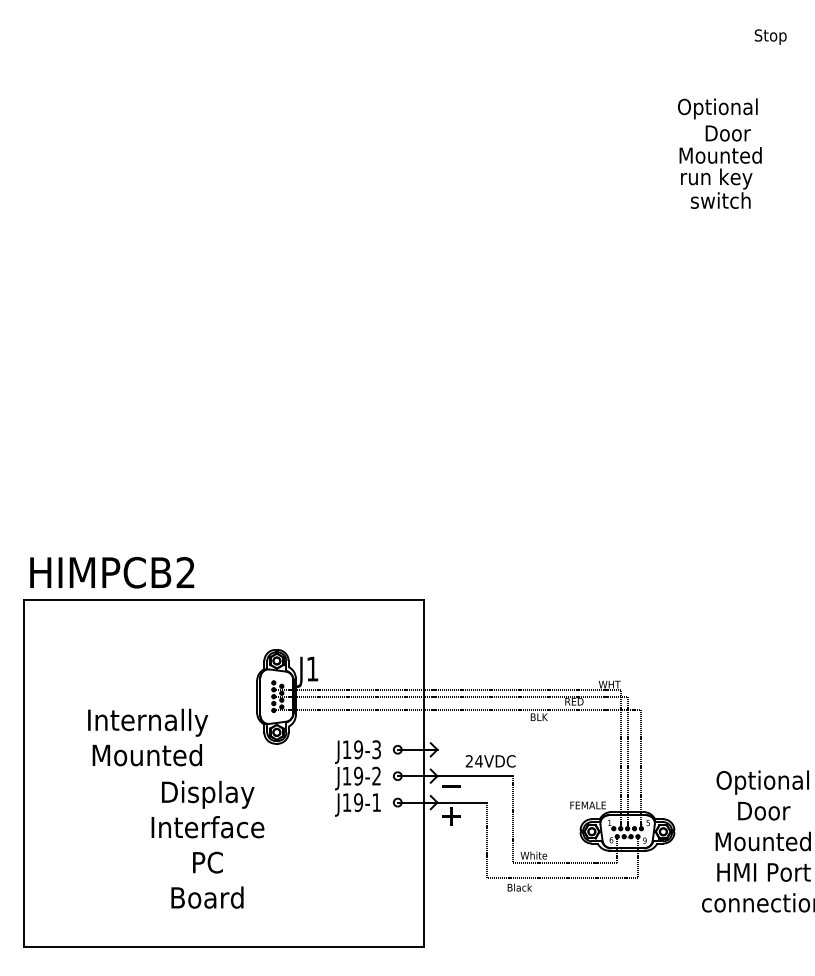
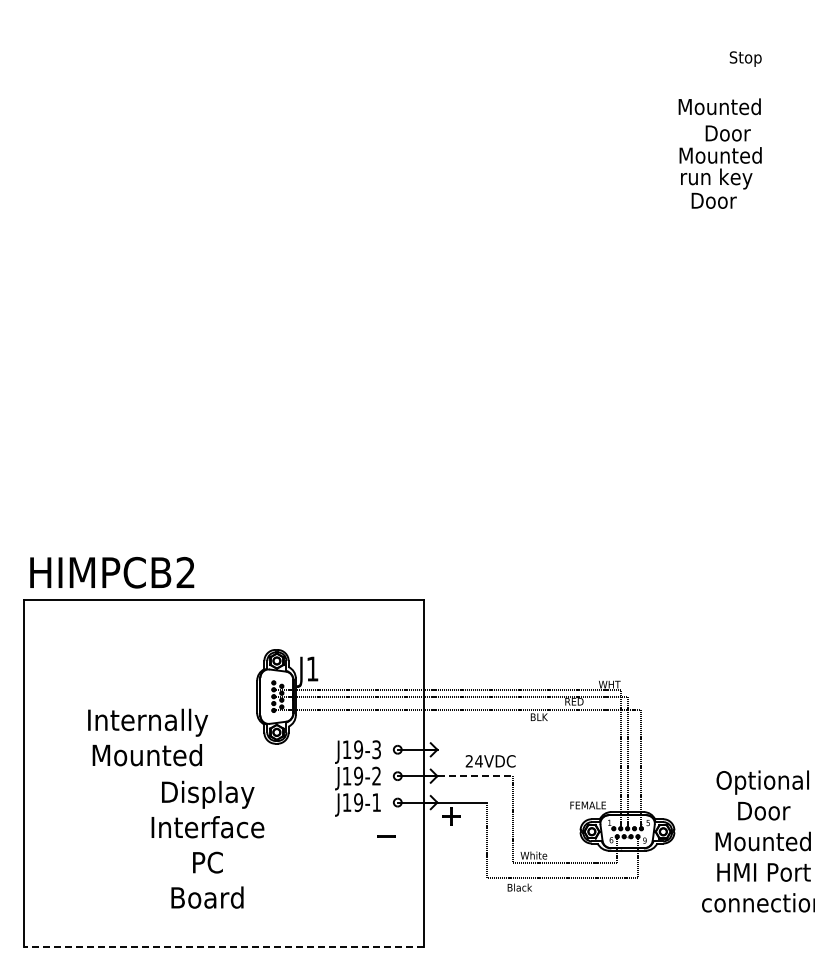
text position: (770, 36) -> (745, 58) (745, 58)
text: Optional -> Mounted (719, 108)
text: switch -> Door (720, 200)
line: solid -> dashed (475, 776)
line position: (451, 786) -> (386, 836) (386, 836)
line: solid -> dashed (224, 946)
